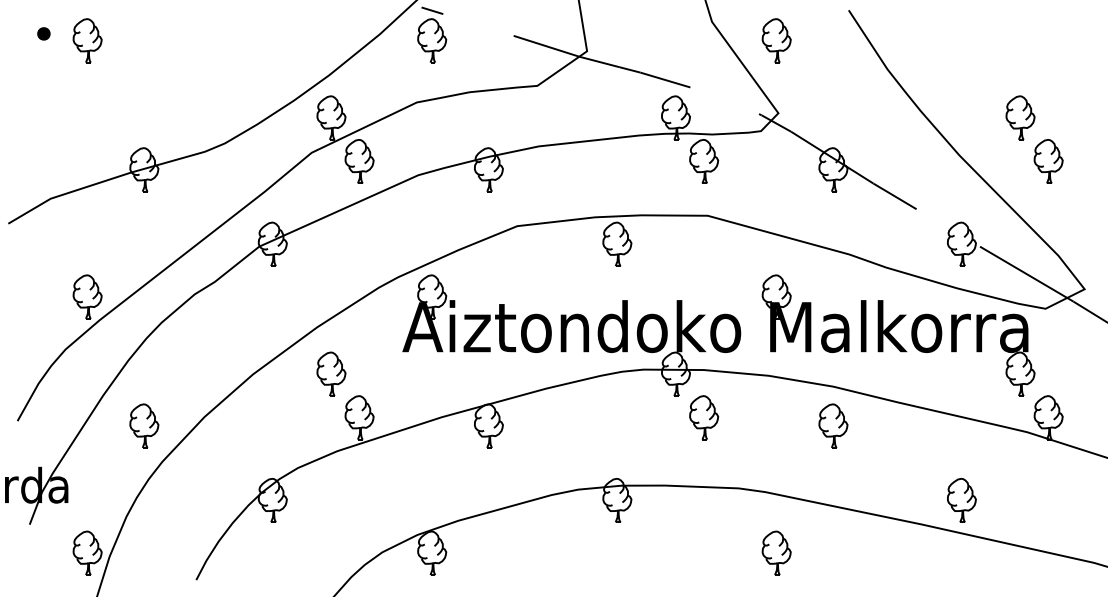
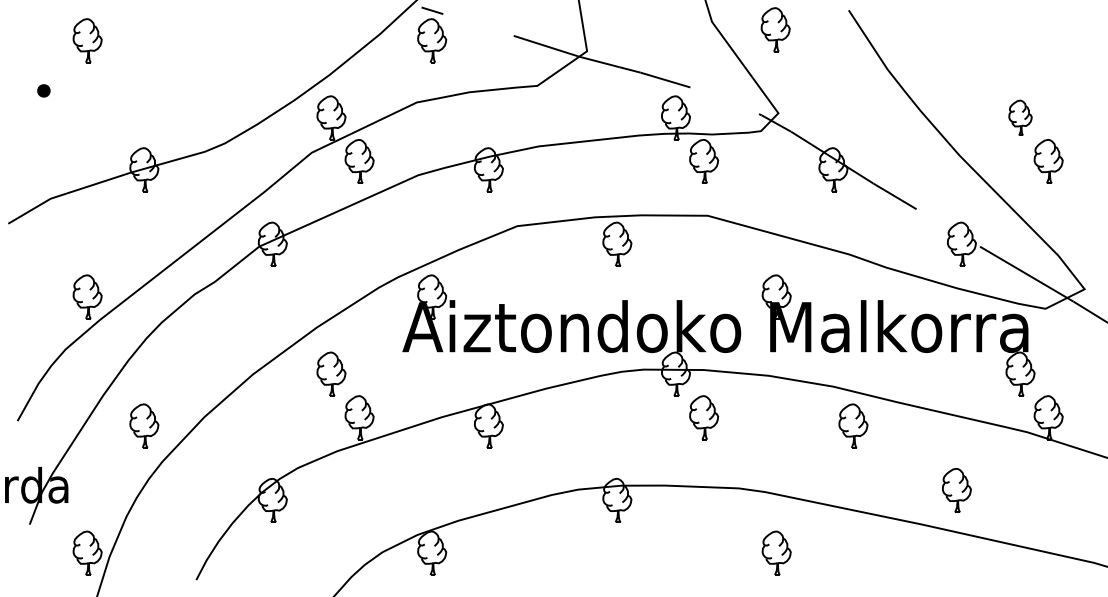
part position: (43, 33) -> (43, 90) (43, 90)
part position: (776, 40) -> (775, 29) (775, 29)
part size: 31x46 px -> 25x37 px (1020, 117)
part position: (833, 425) -> (853, 425) (853, 425)
part position: (961, 499) -> (956, 489) (956, 489)
